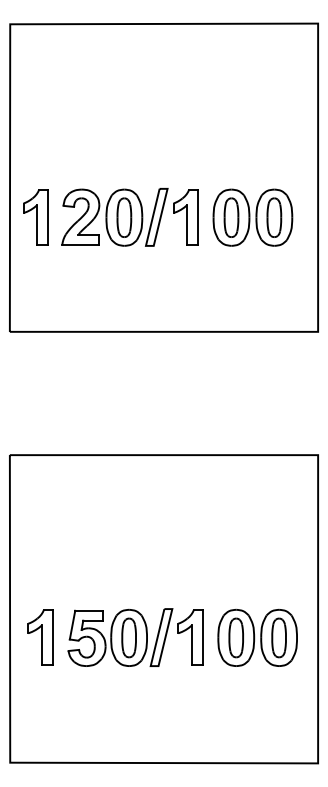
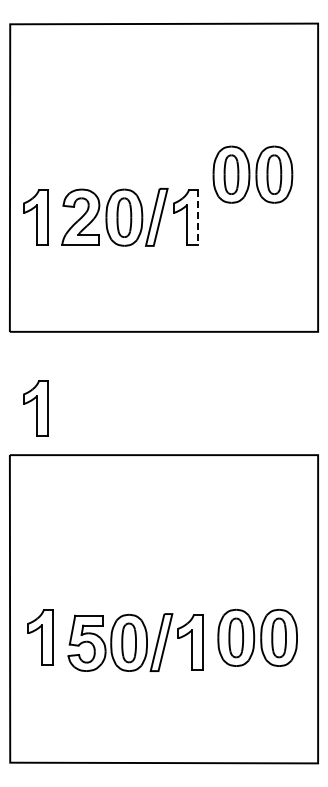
line: solid -> dashed (197, 217)
part position: (252, 217) -> (252, 174) (252, 174)
part: none -> present (35, 408)
part position: (135, 637) -> (135, 642) (135, 642)
